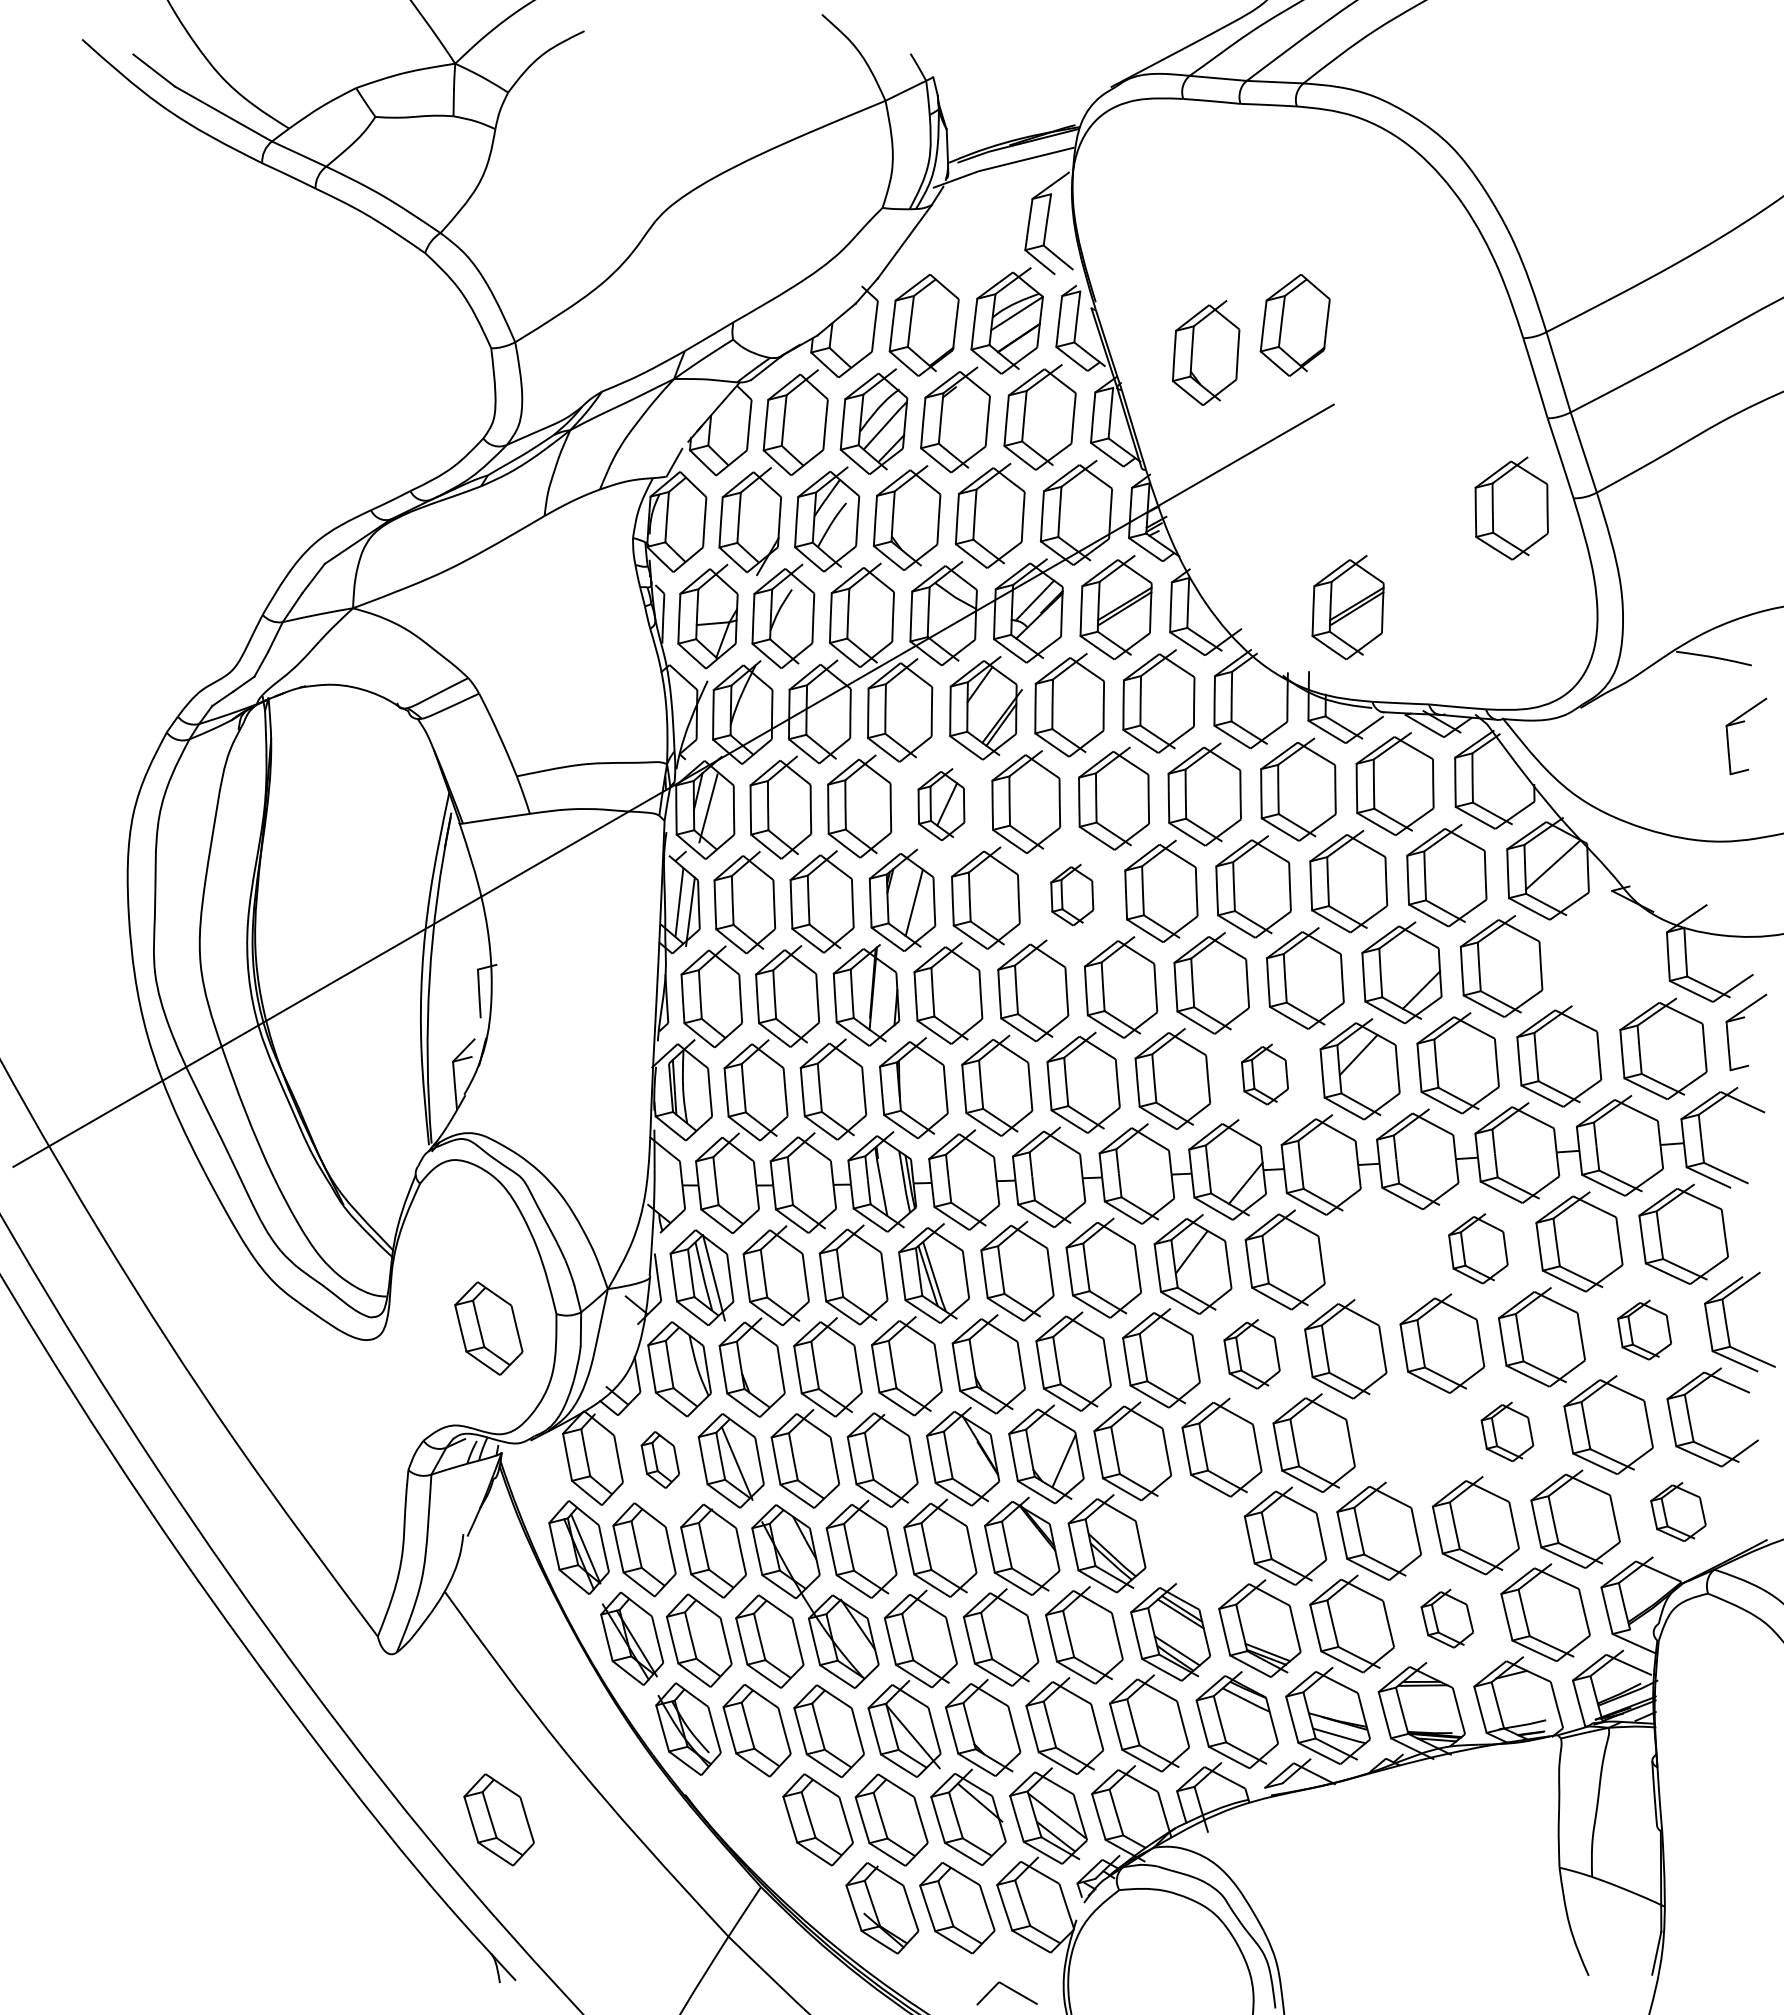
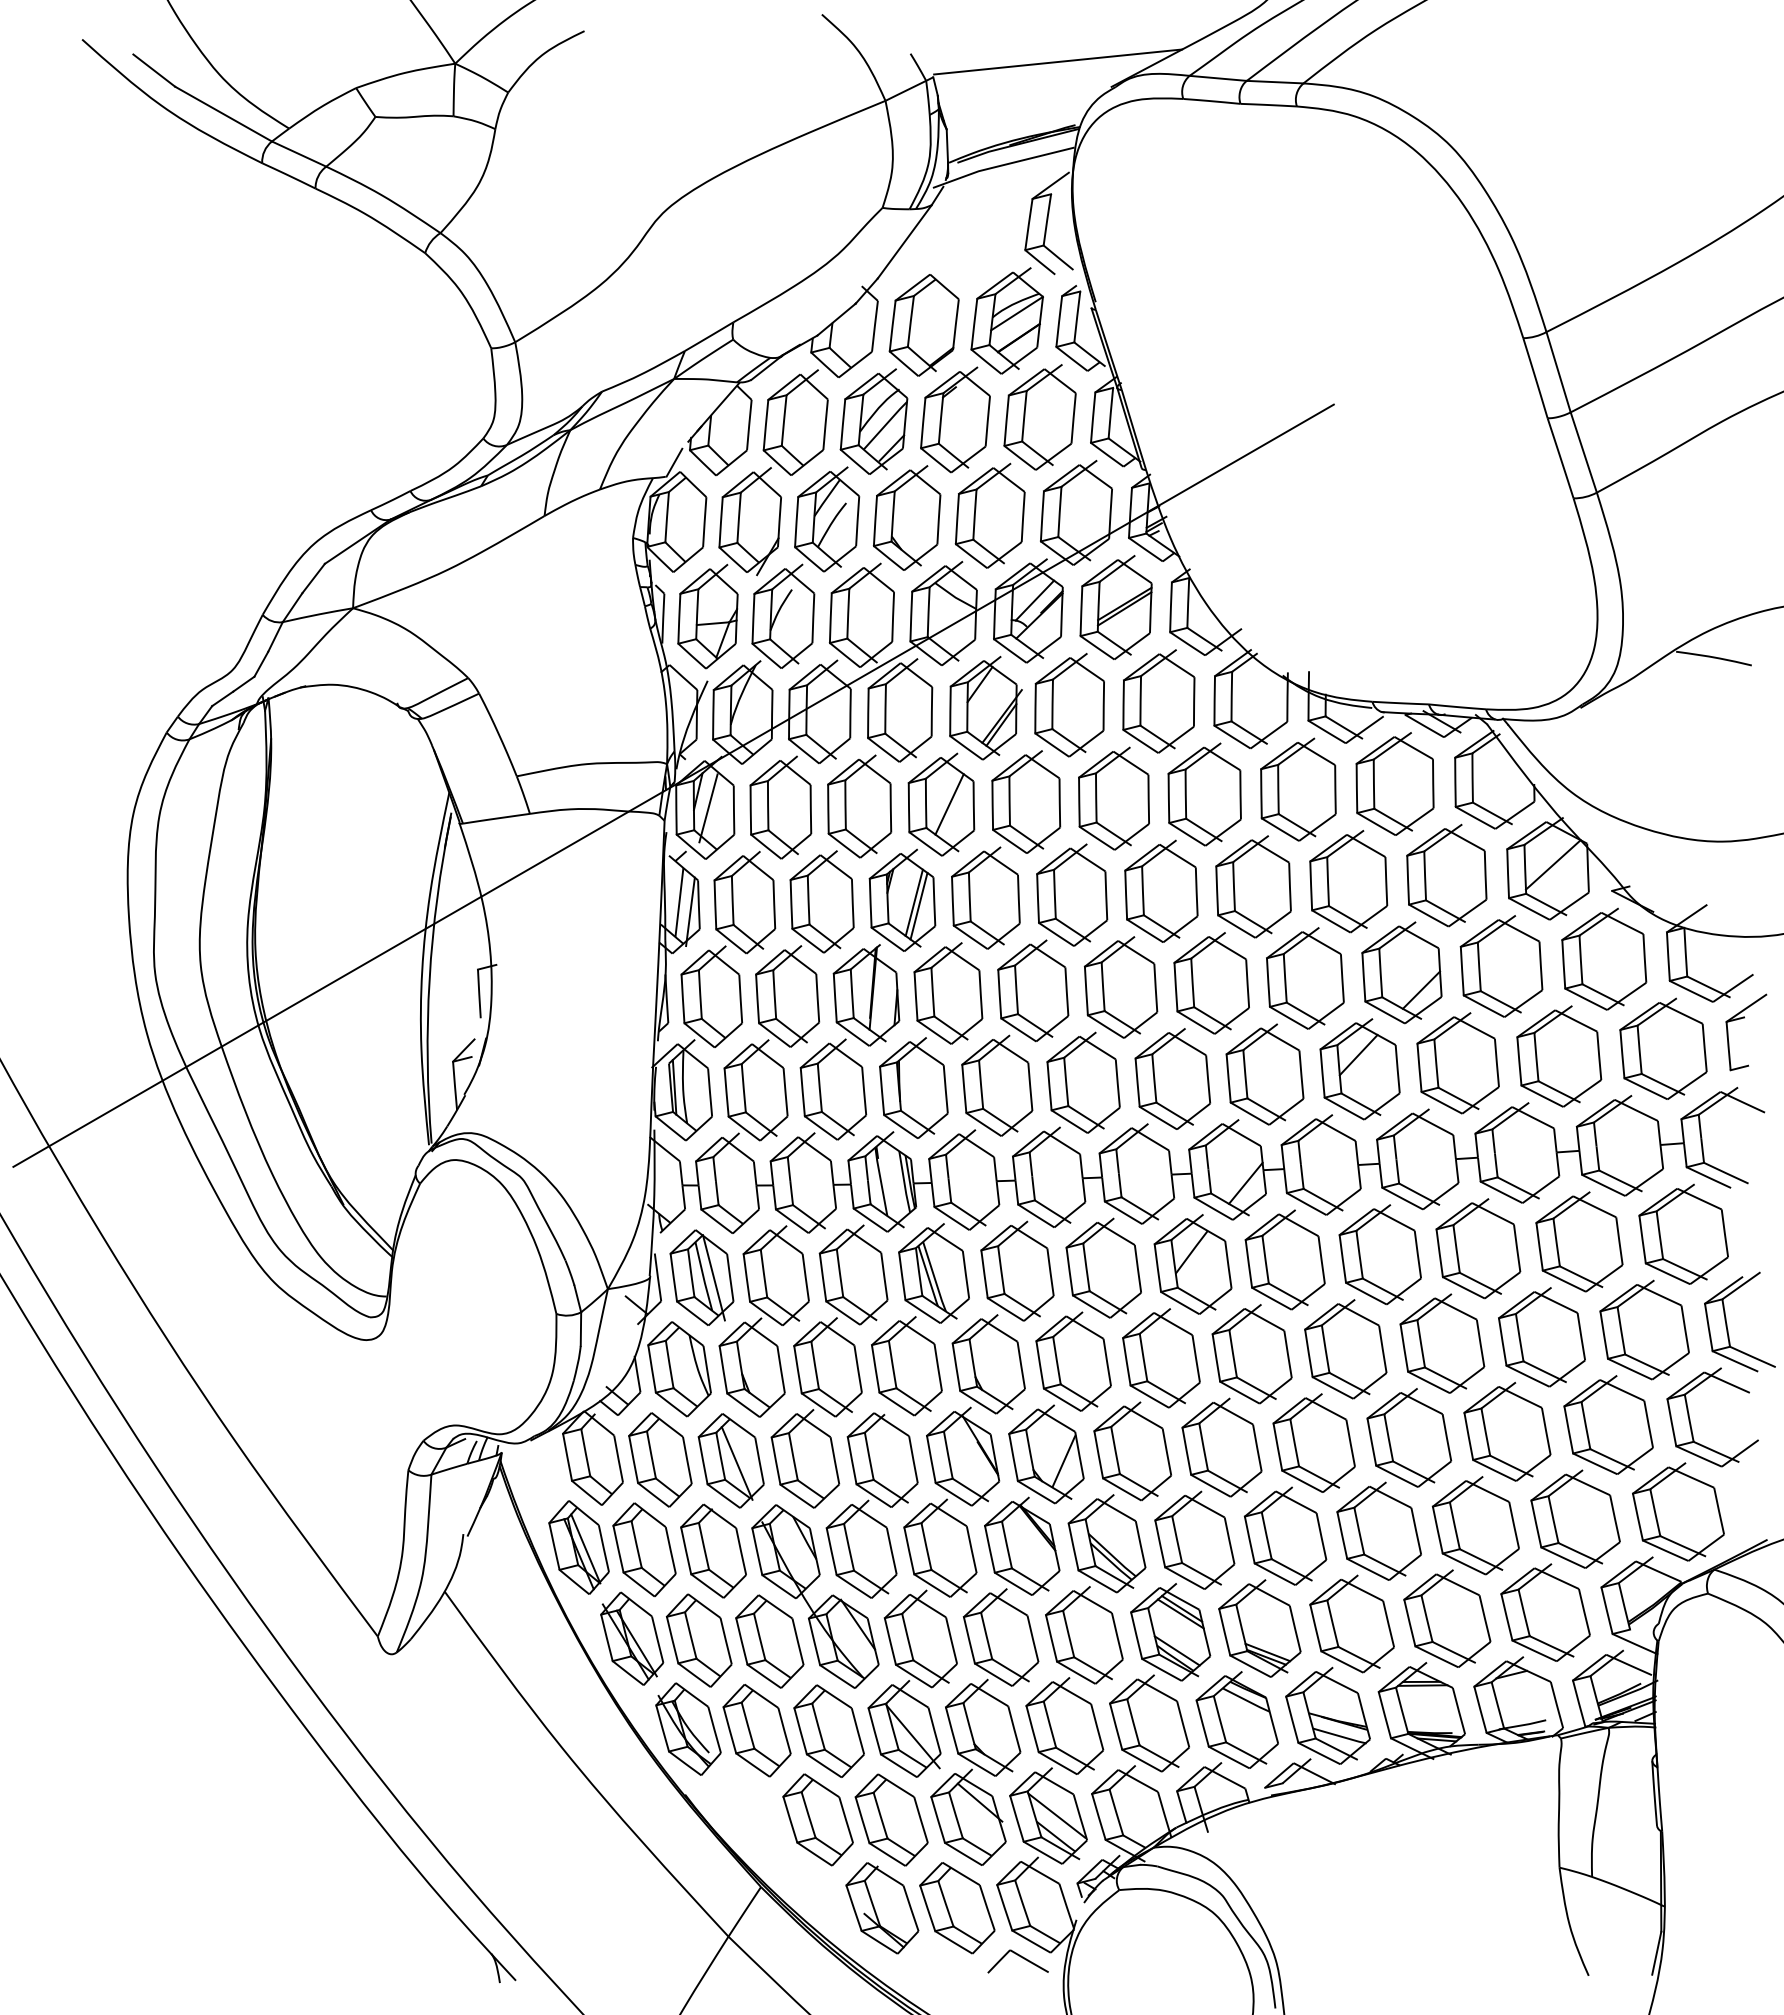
line: none -> present (1058, 61)
part: present -> none (1294, 325)
part: present -> none (1205, 352)
part: present -> none (1511, 508)
part: present -> none (1347, 607)
part: present -> none (1744, 722)
part size: 49x73 px -> 69x105 px (941, 804)
part size: 45x64 px -> 73x104 px (1072, 894)
line: none -> present (918, 905)
part: none -> present (1604, 958)
part size: 48x63 px -> 80x103 px (1264, 1074)
part size: 61x72 px -> 87x102 px (1478, 1248)
part: none -> present (1379, 1254)
part: present -> none (488, 1328)
part size: 55x62 px -> 91x102 px (1644, 1329)
part size: 58x71 px -> 82x101 px (1251, 1354)
part size: 55x61 px -> 89x100 px (1507, 1431)
part: none -> present (1409, 1437)
part size: 40x58 px -> 65x96 px (660, 1459)
part size: 57x60 px -> 93x100 px (1678, 1511)
part: none -> present (1194, 1539)
part size: 54x61 px -> 89x99 px (1447, 1618)
part: present -> none (498, 1819)
part position: (1006, 1993) -> (1017, 1961) (1017, 1961)
